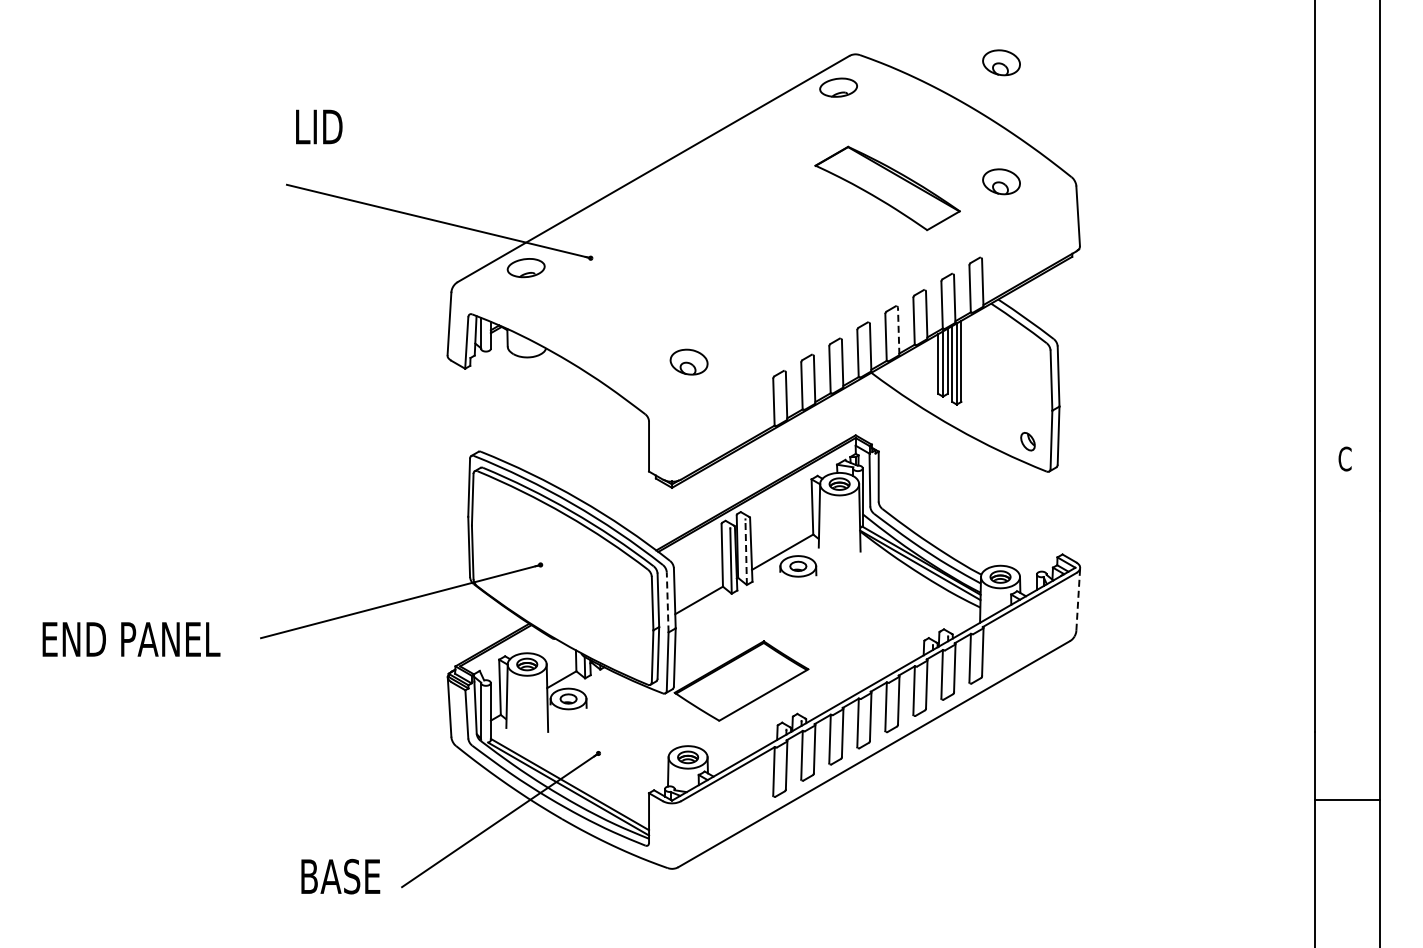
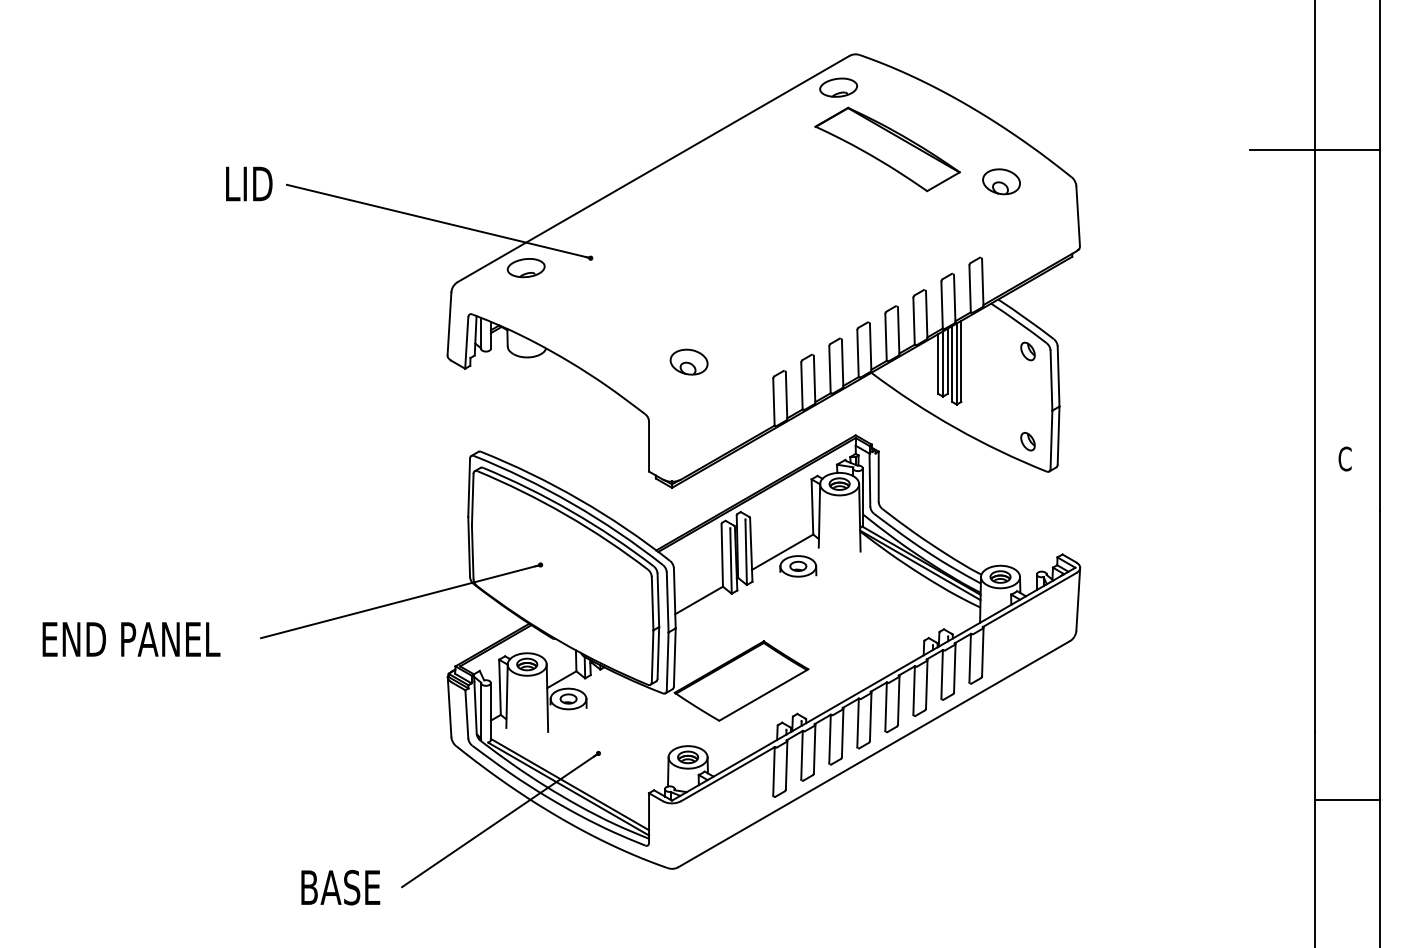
part: present -> none (1001, 62)
text position: (319, 126) -> (249, 183) (249, 183)
line: none -> present (1315, 150)
part position: (887, 188) -> (887, 149) (887, 149)
line: dashed -> solid (898, 331)
part: none -> present (1027, 351)
line: dashed -> solid (746, 552)
line: dashed -> solid (1078, 598)
line: dashed -> solid (667, 601)
text position: (340, 876) -> (340, 887) (340, 887)
